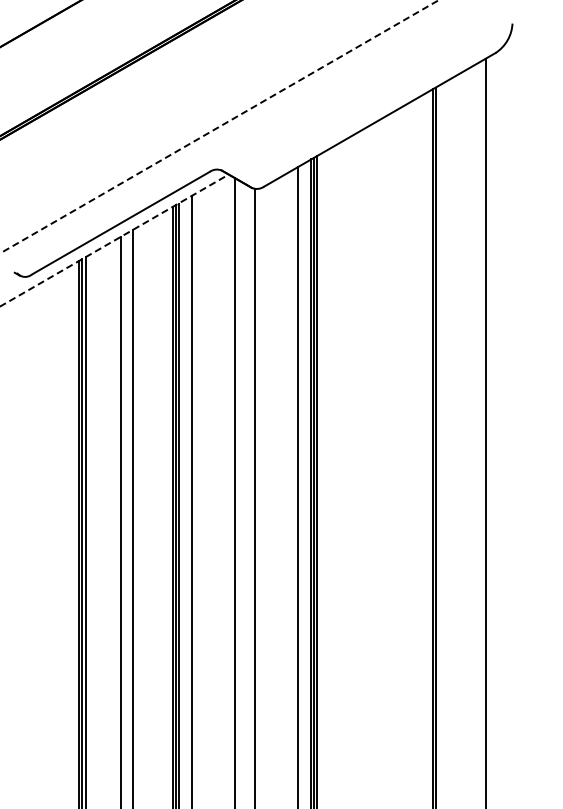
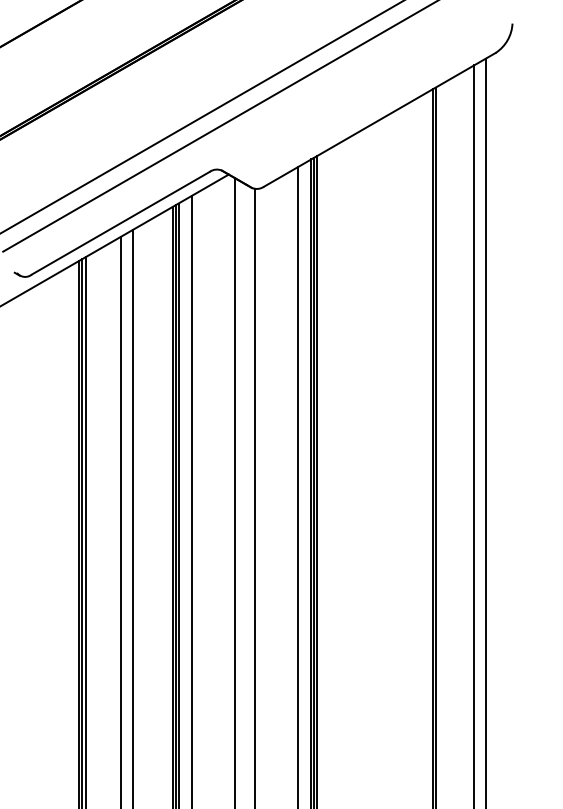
line: none -> present (201, 117)
line: dashed -> solid (221, 125)
line: dashed -> solid (114, 240)
line: none -> present (474, 435)
